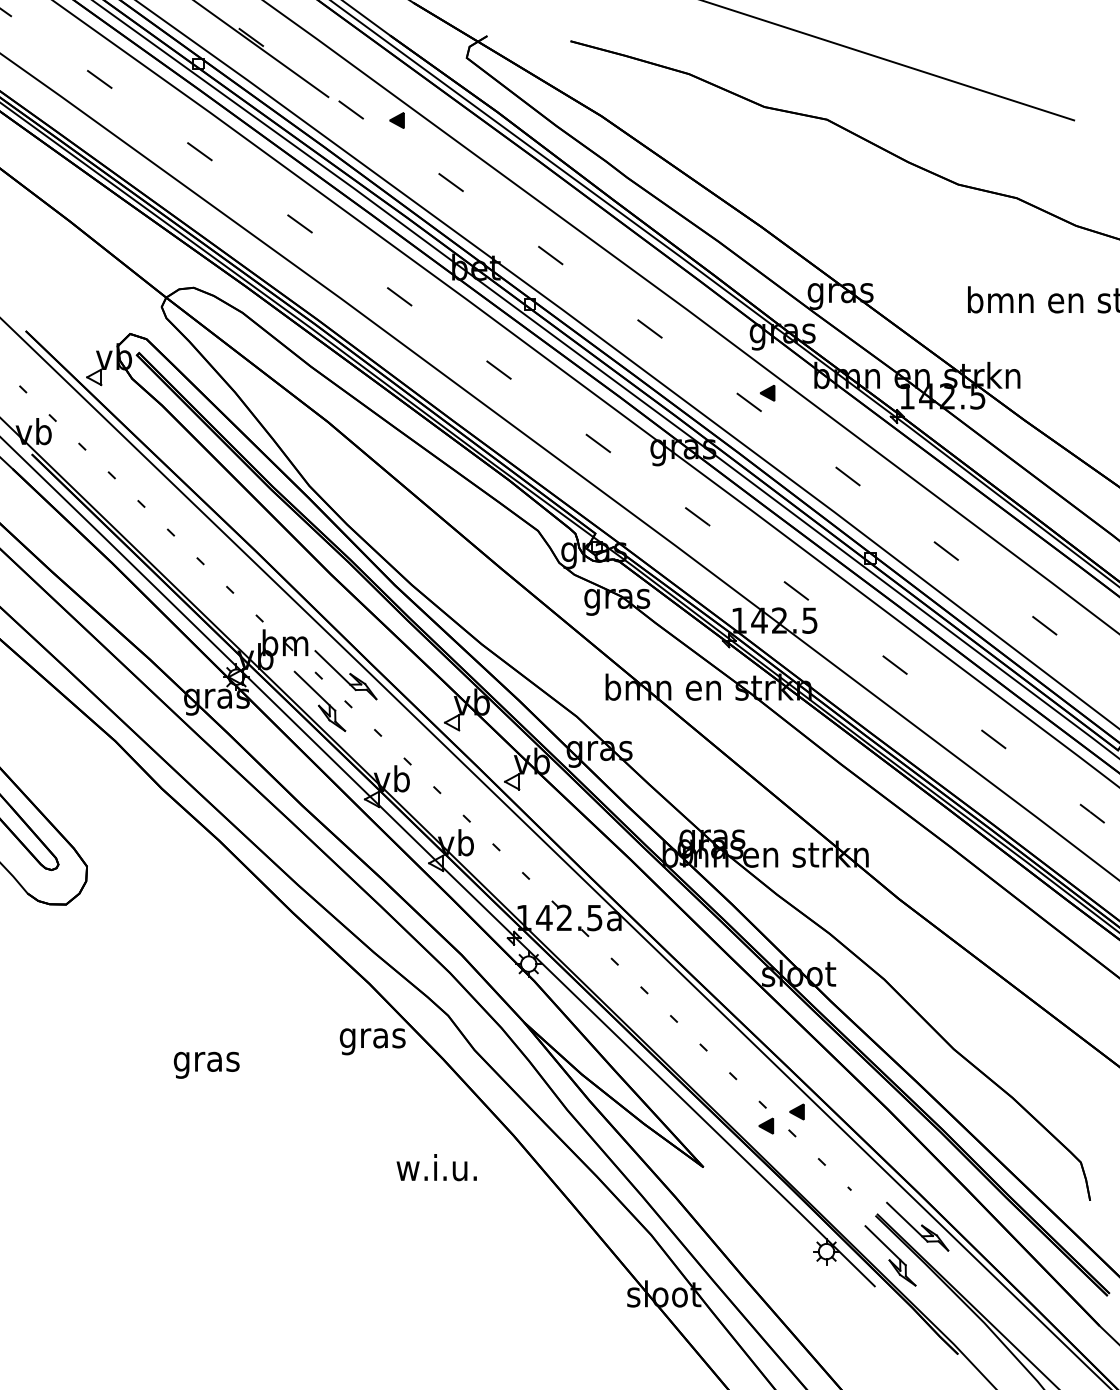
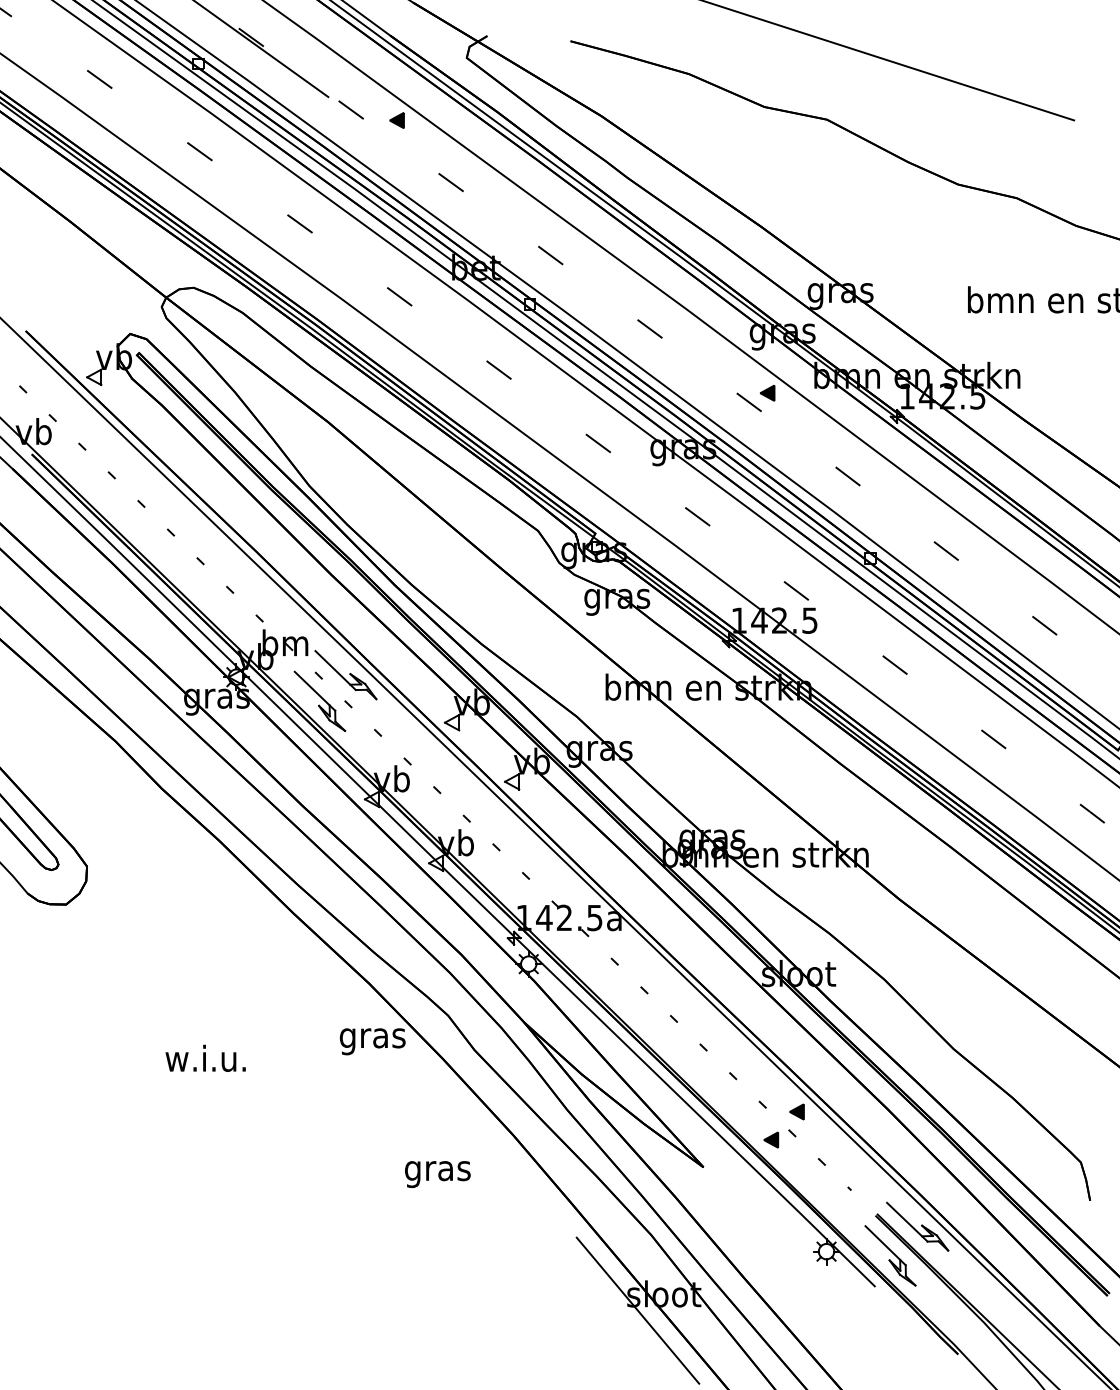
text: gras -> w.i.u. (205, 1061)
part position: (766, 1125) -> (771, 1139) (771, 1139)
text: w.i.u. -> gras (436, 1171)
line: none -> present (637, 1310)
